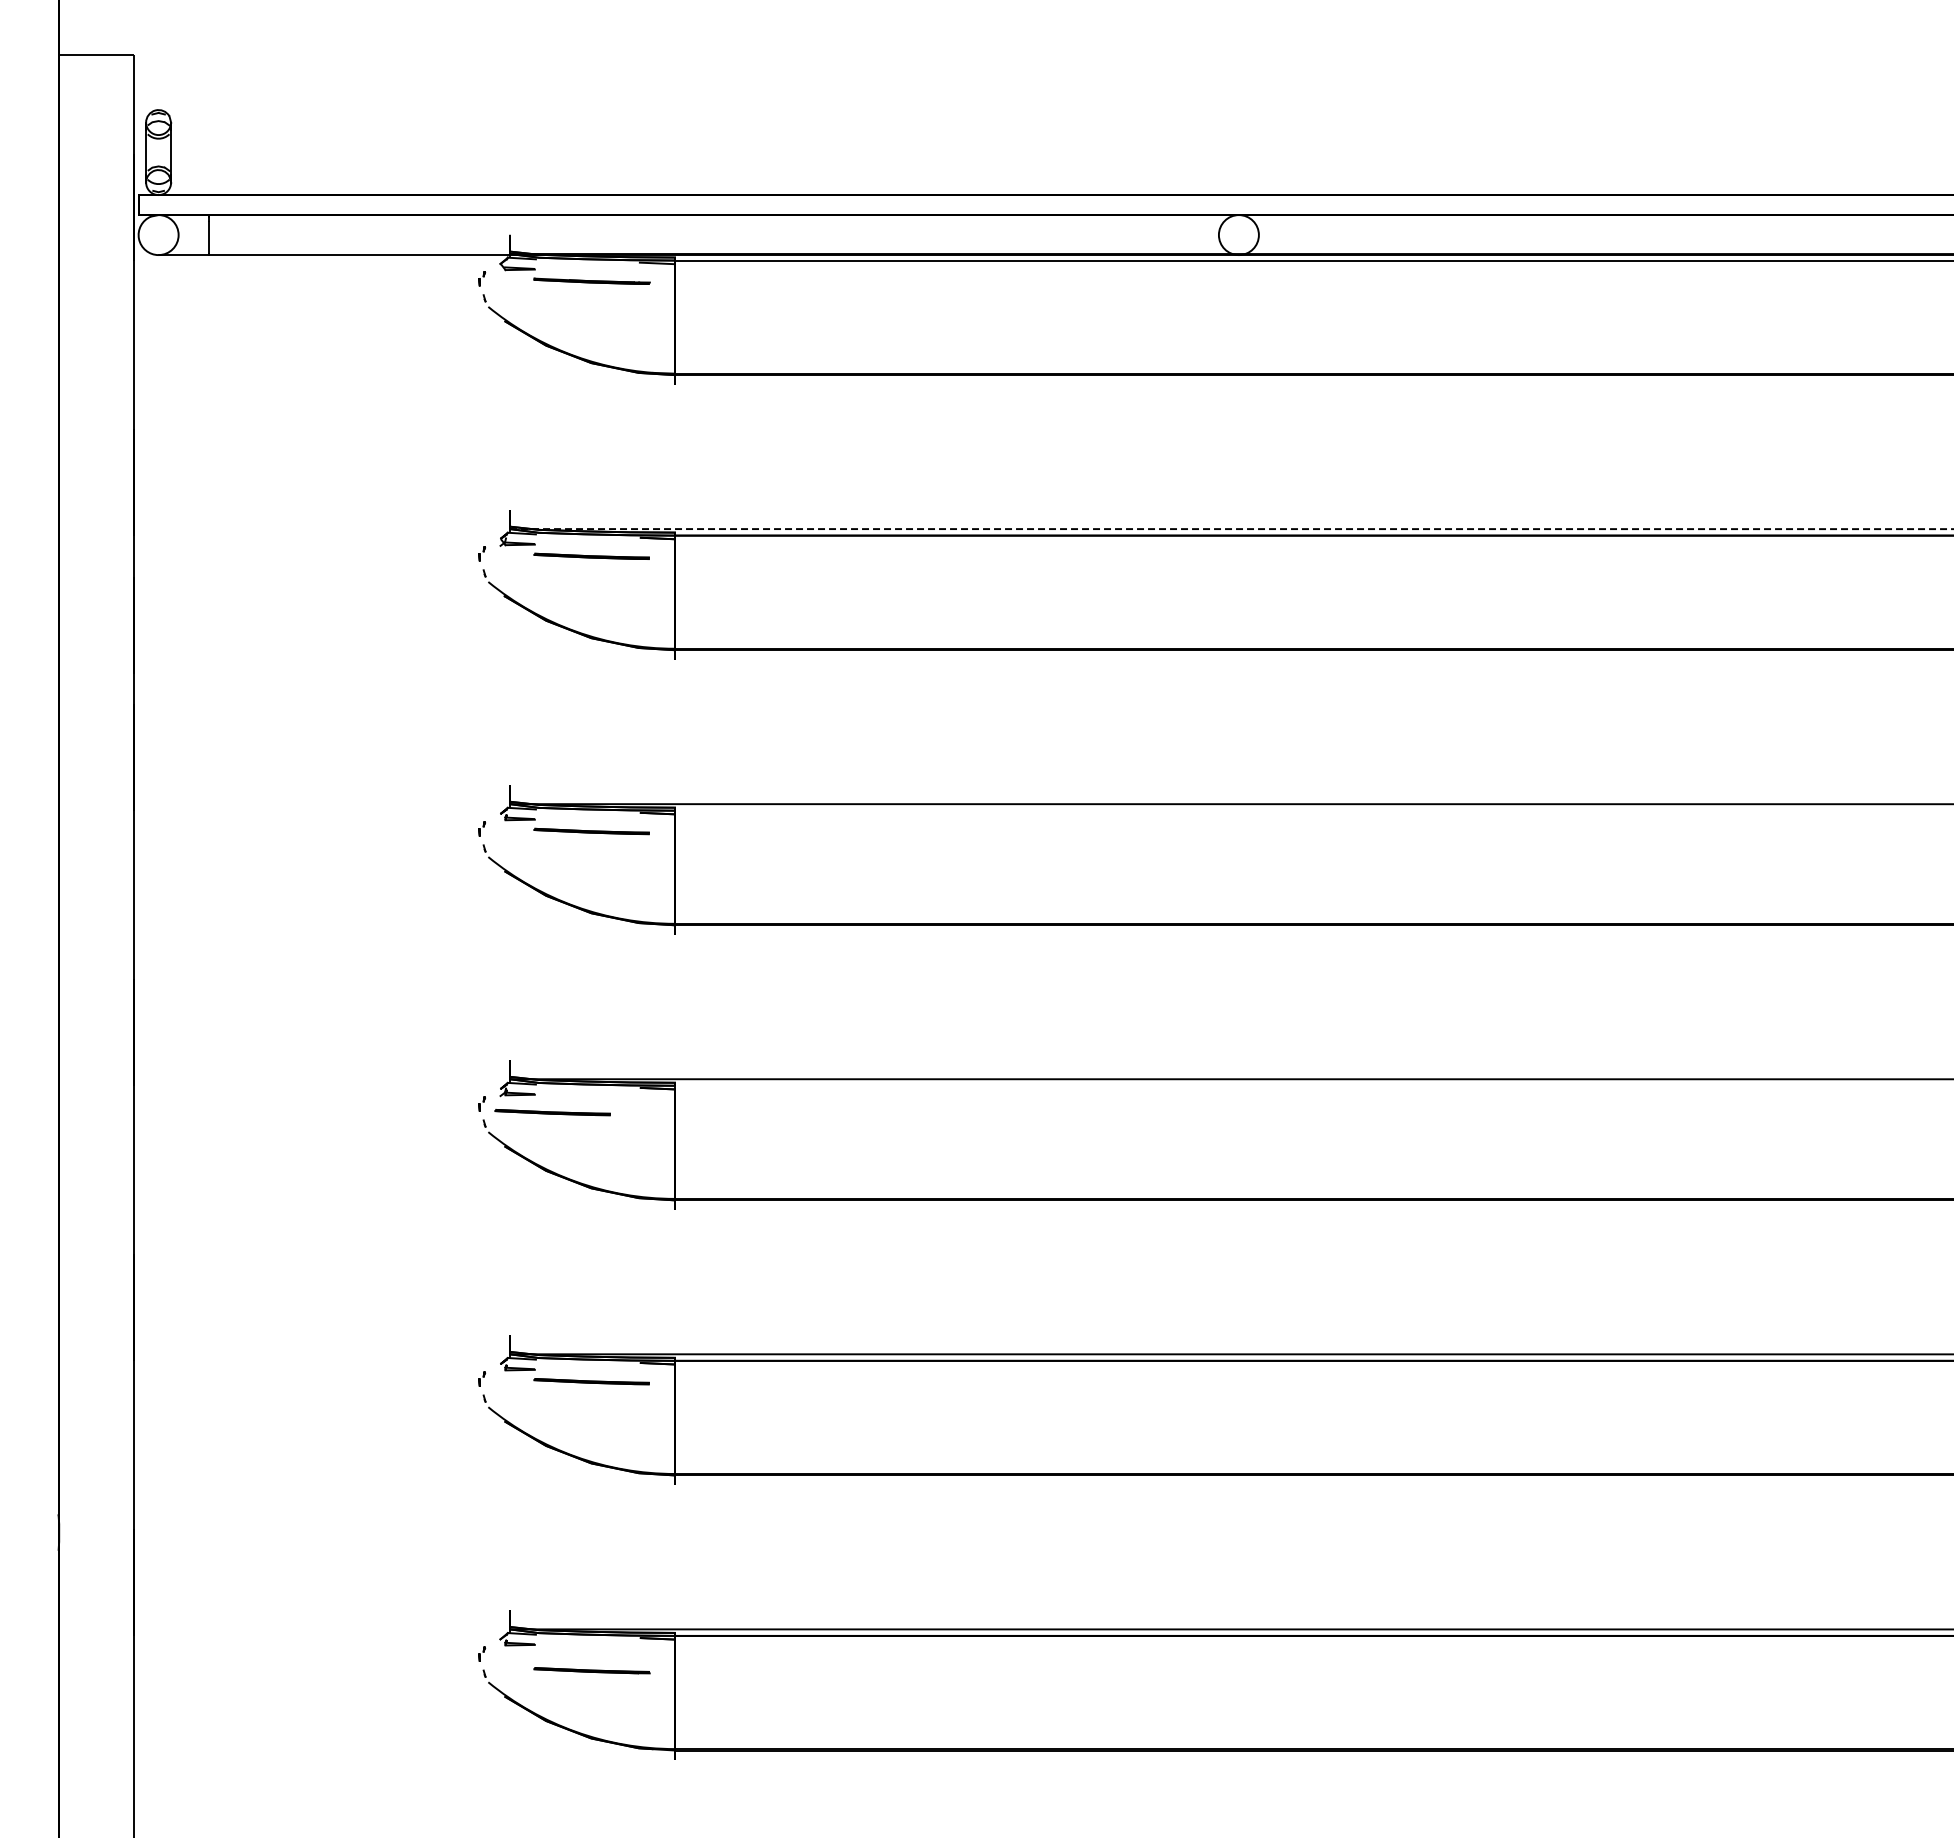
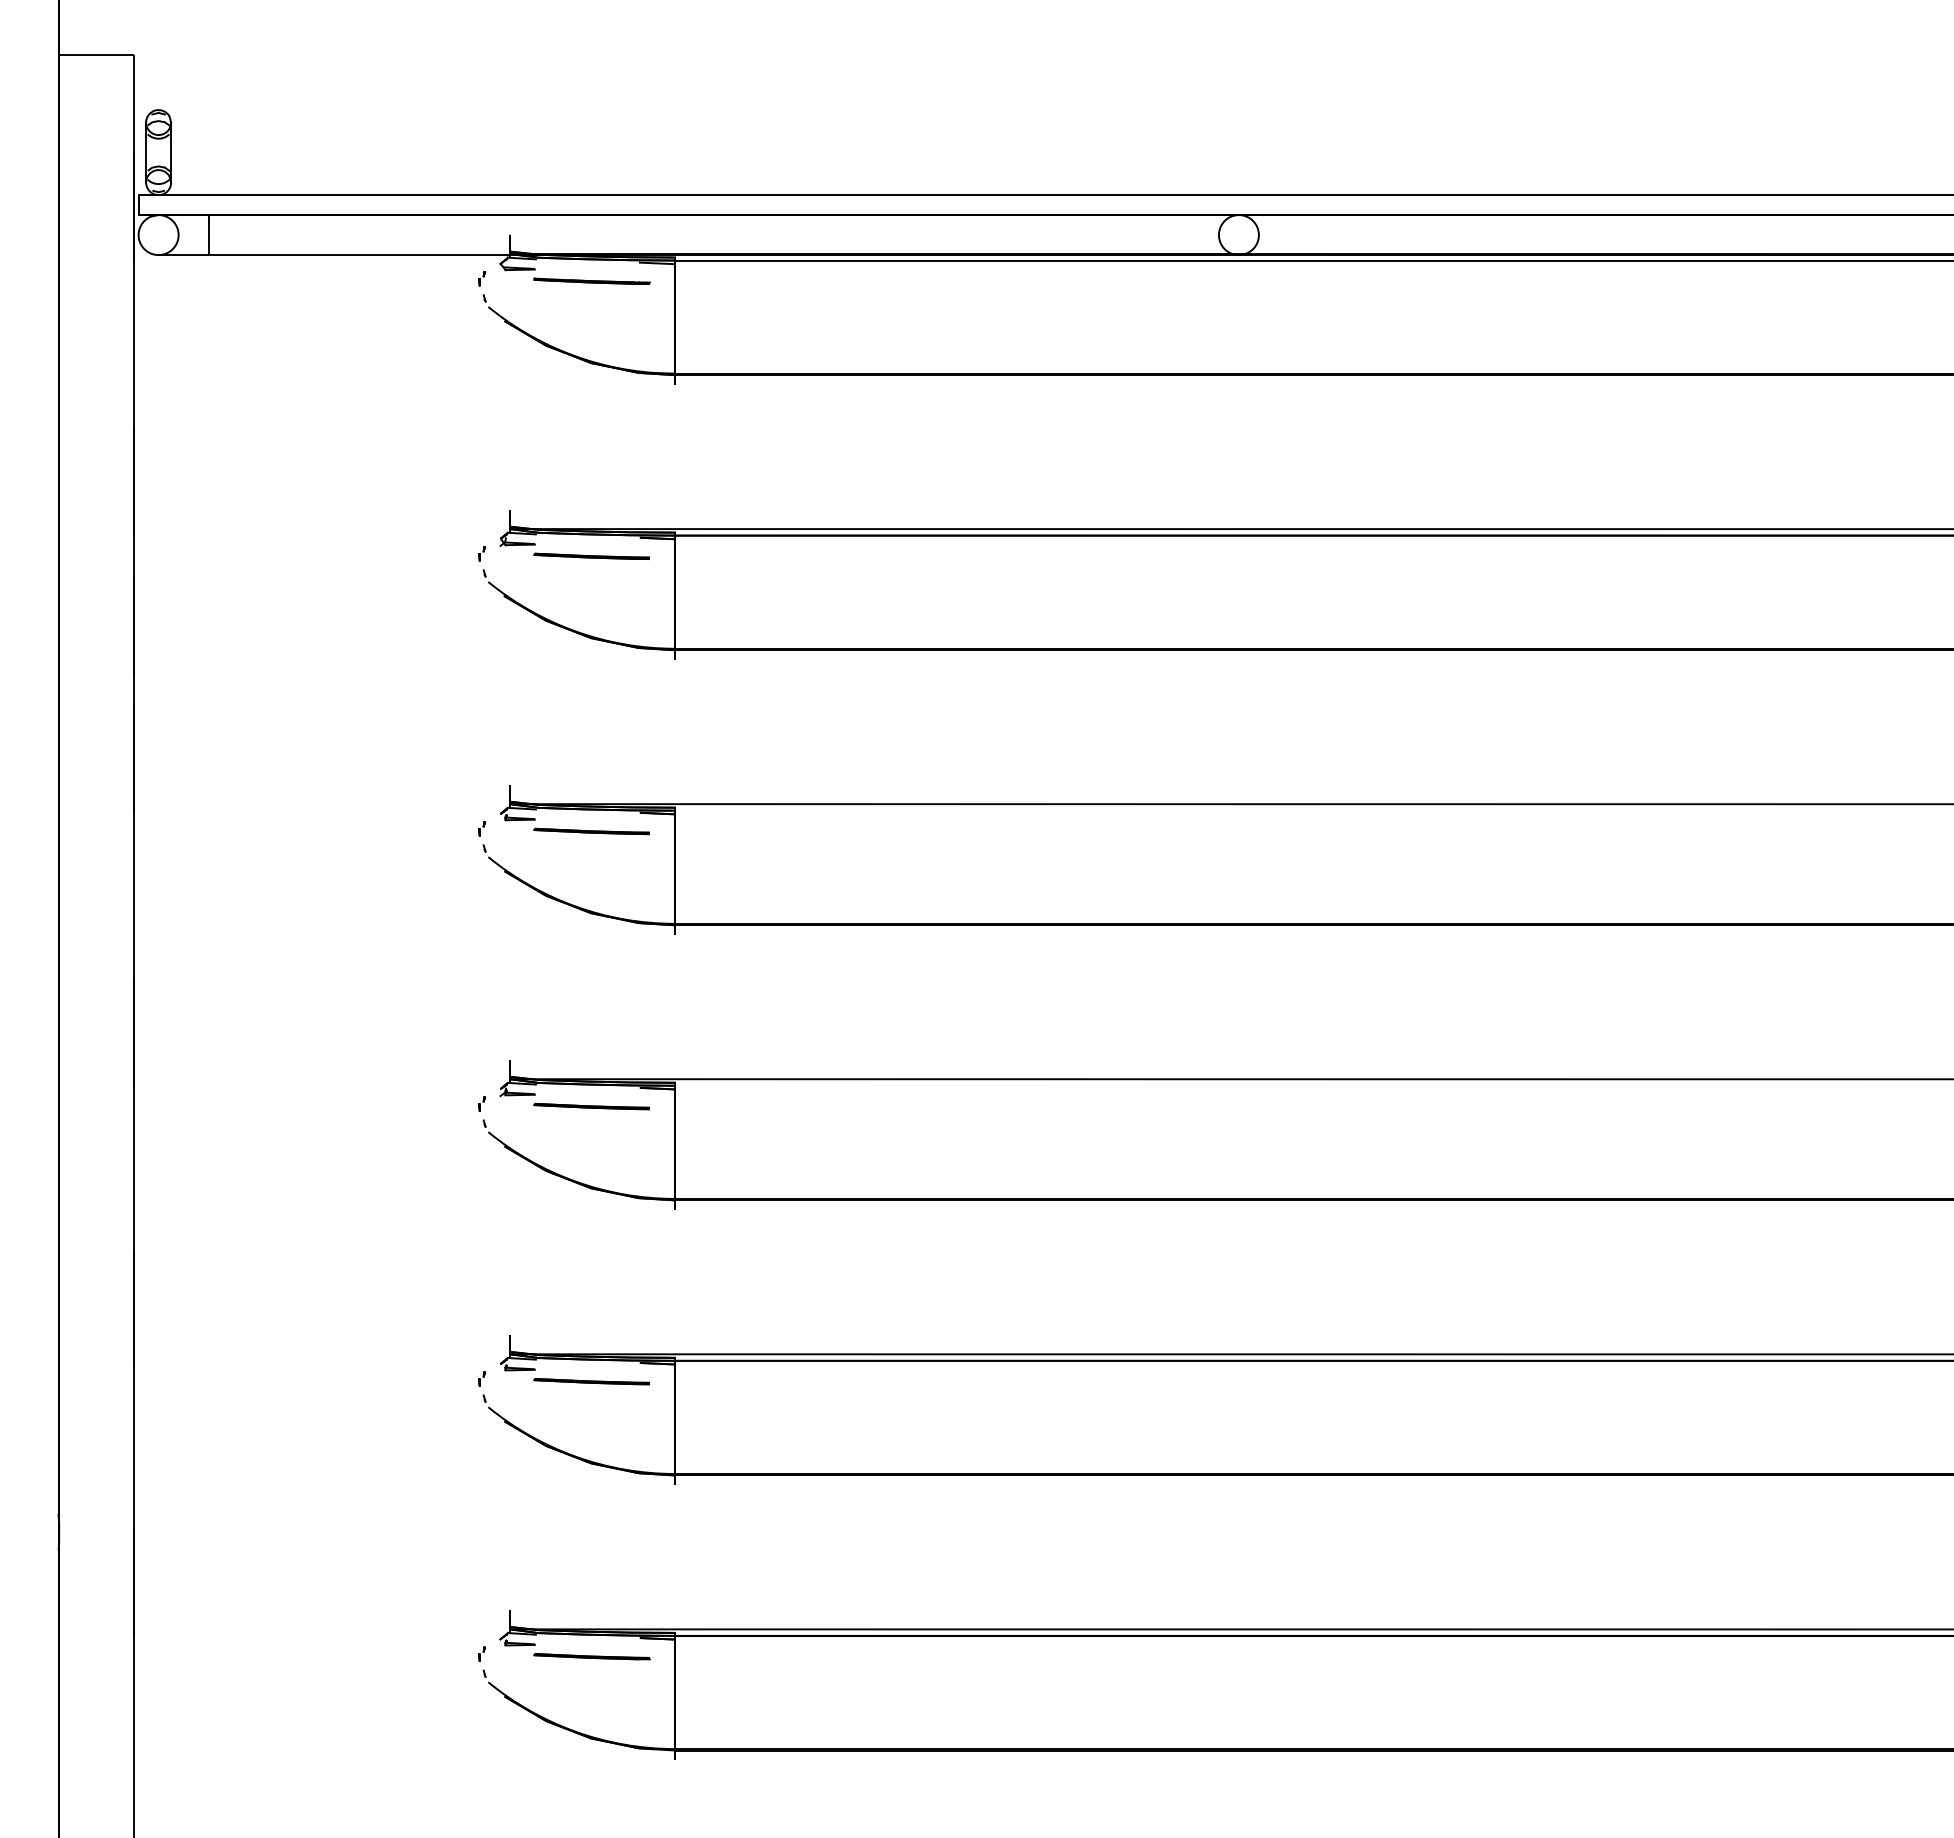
line: dashed -> solid (1231, 529)
part position: (552, 1112) -> (591, 1106) (591, 1106)
part position: (591, 1670) -> (591, 1656) (591, 1656)
